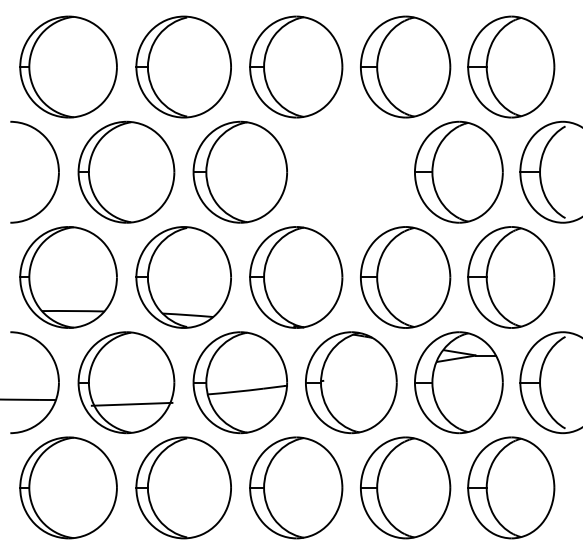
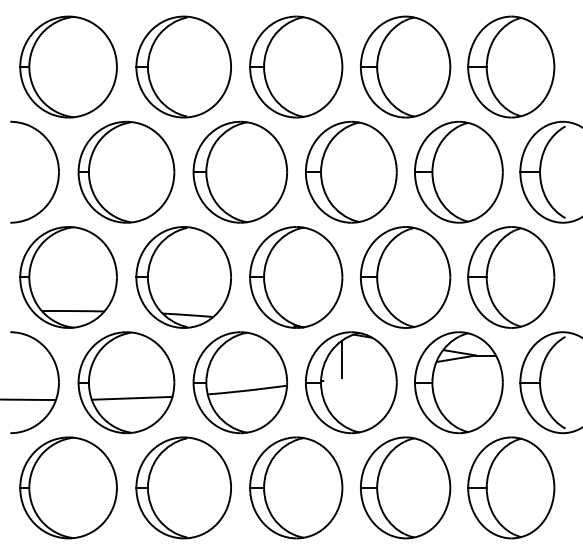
part: none -> present (351, 171)
line: none -> present (341, 359)
line position: (131, 403) -> (131, 397) (131, 397)
